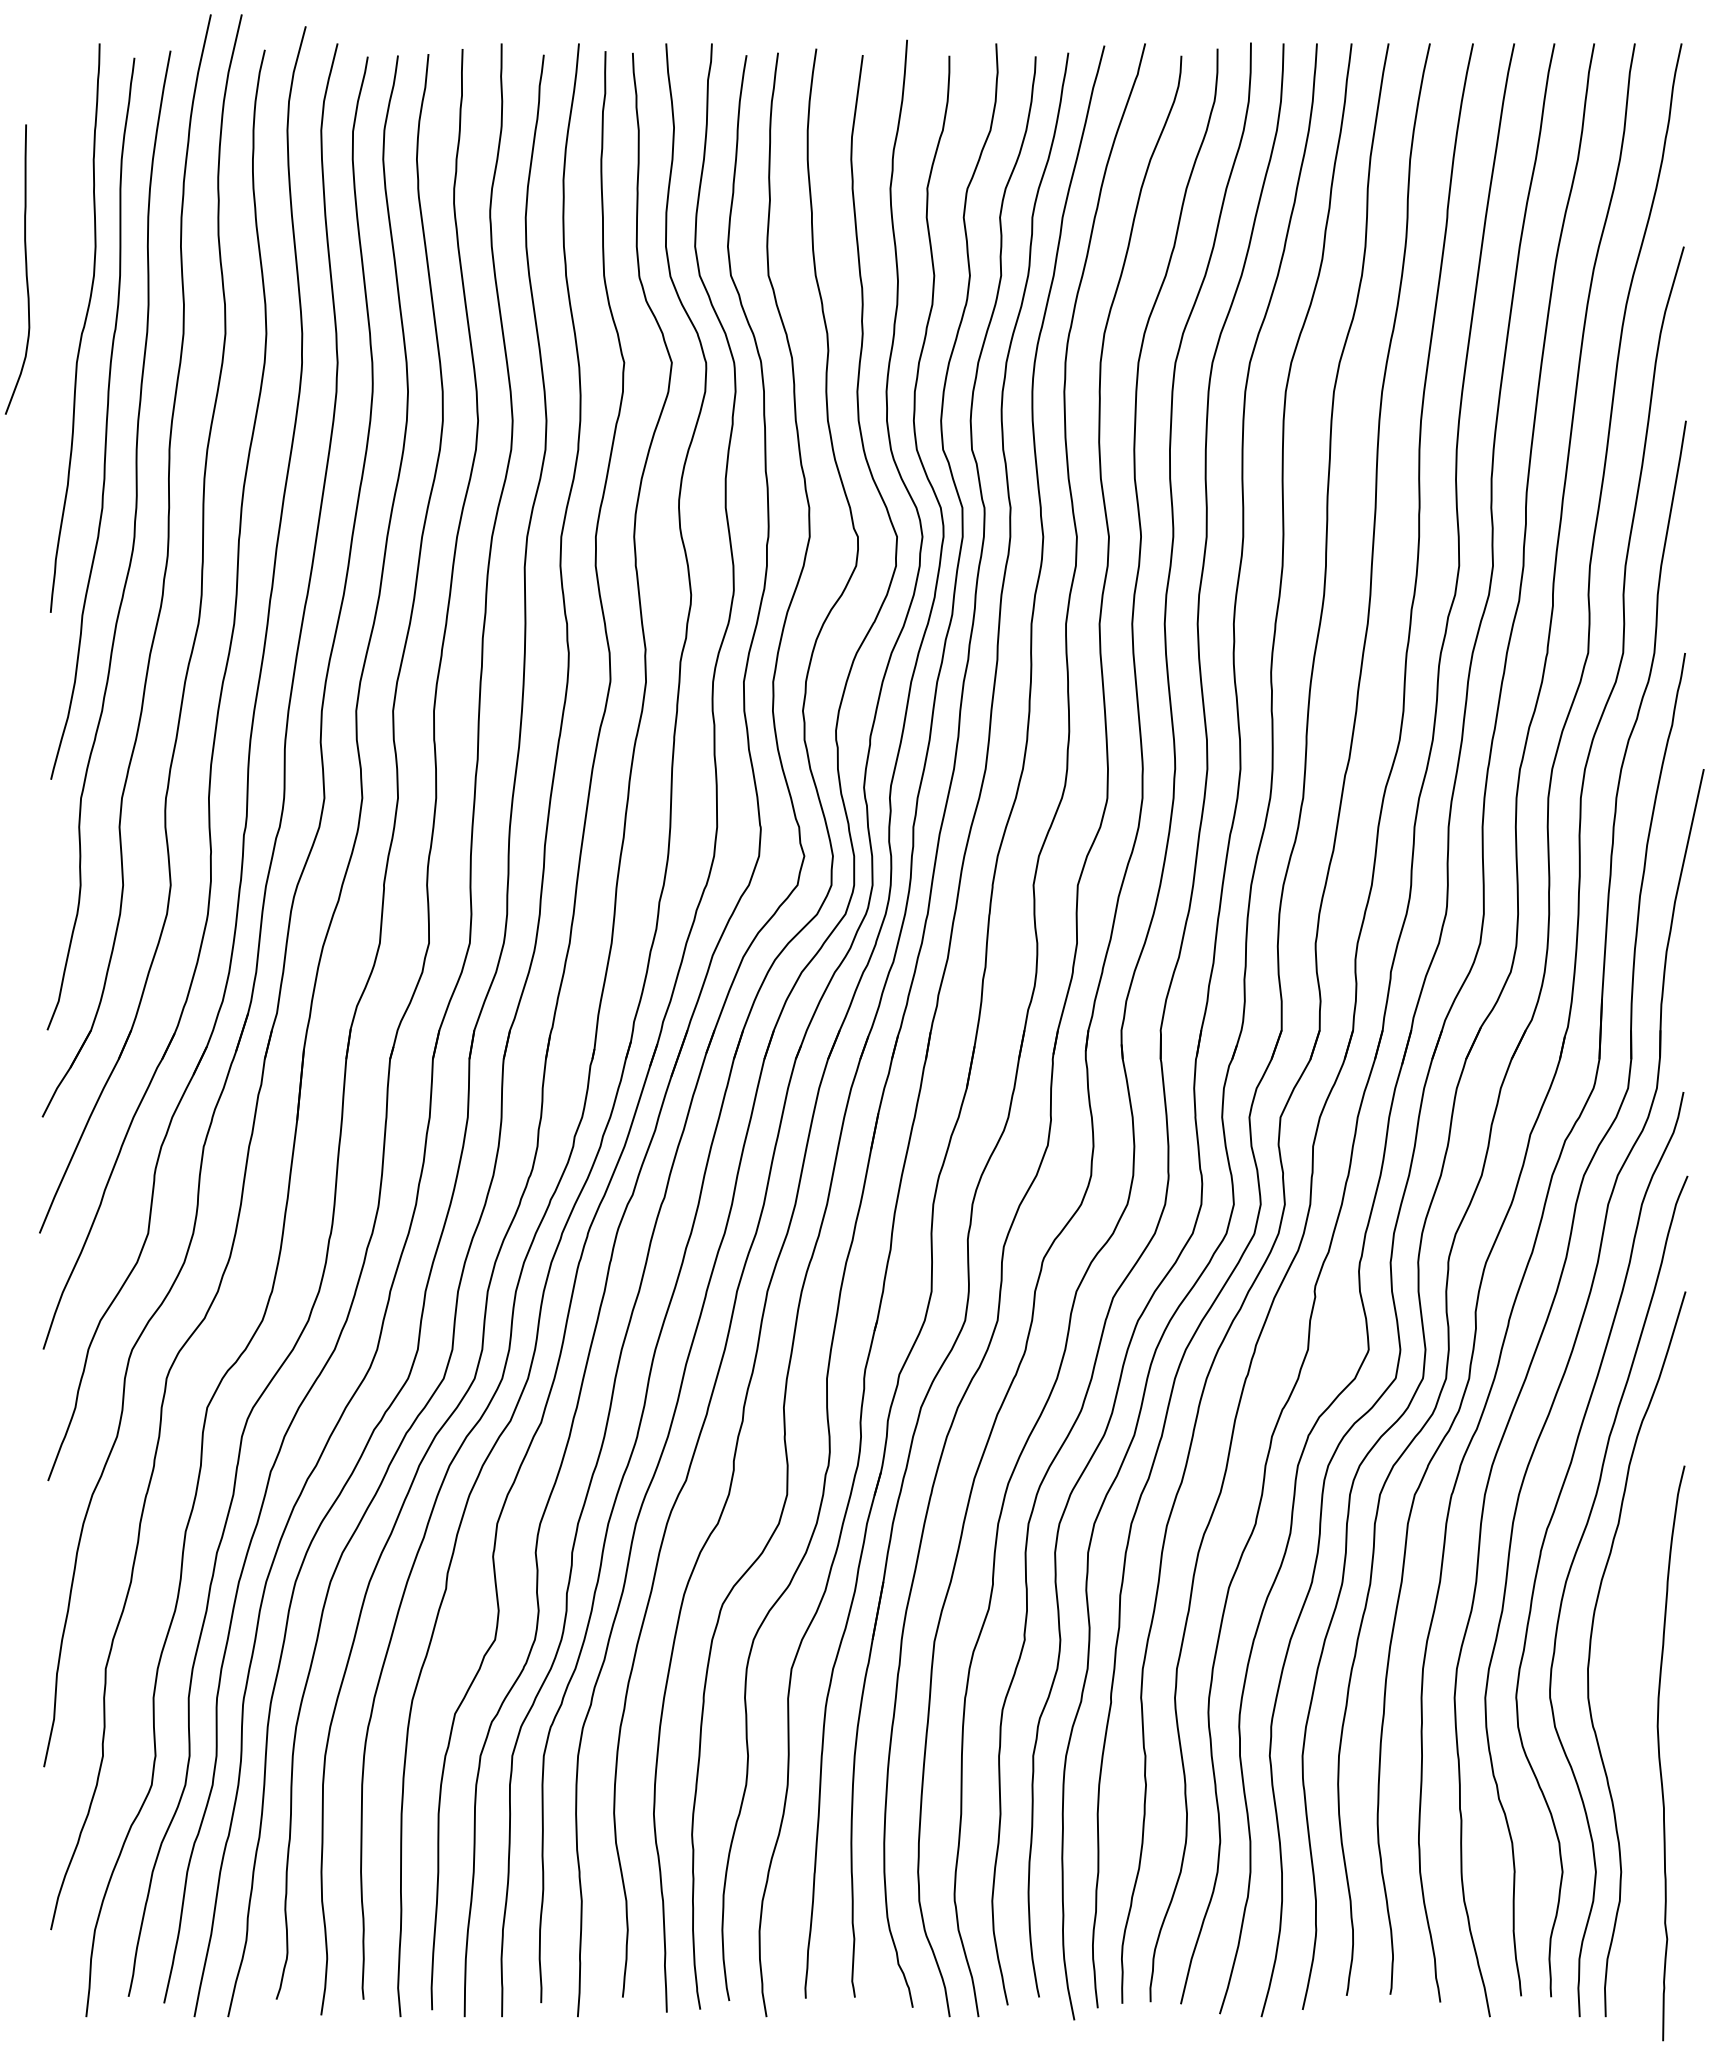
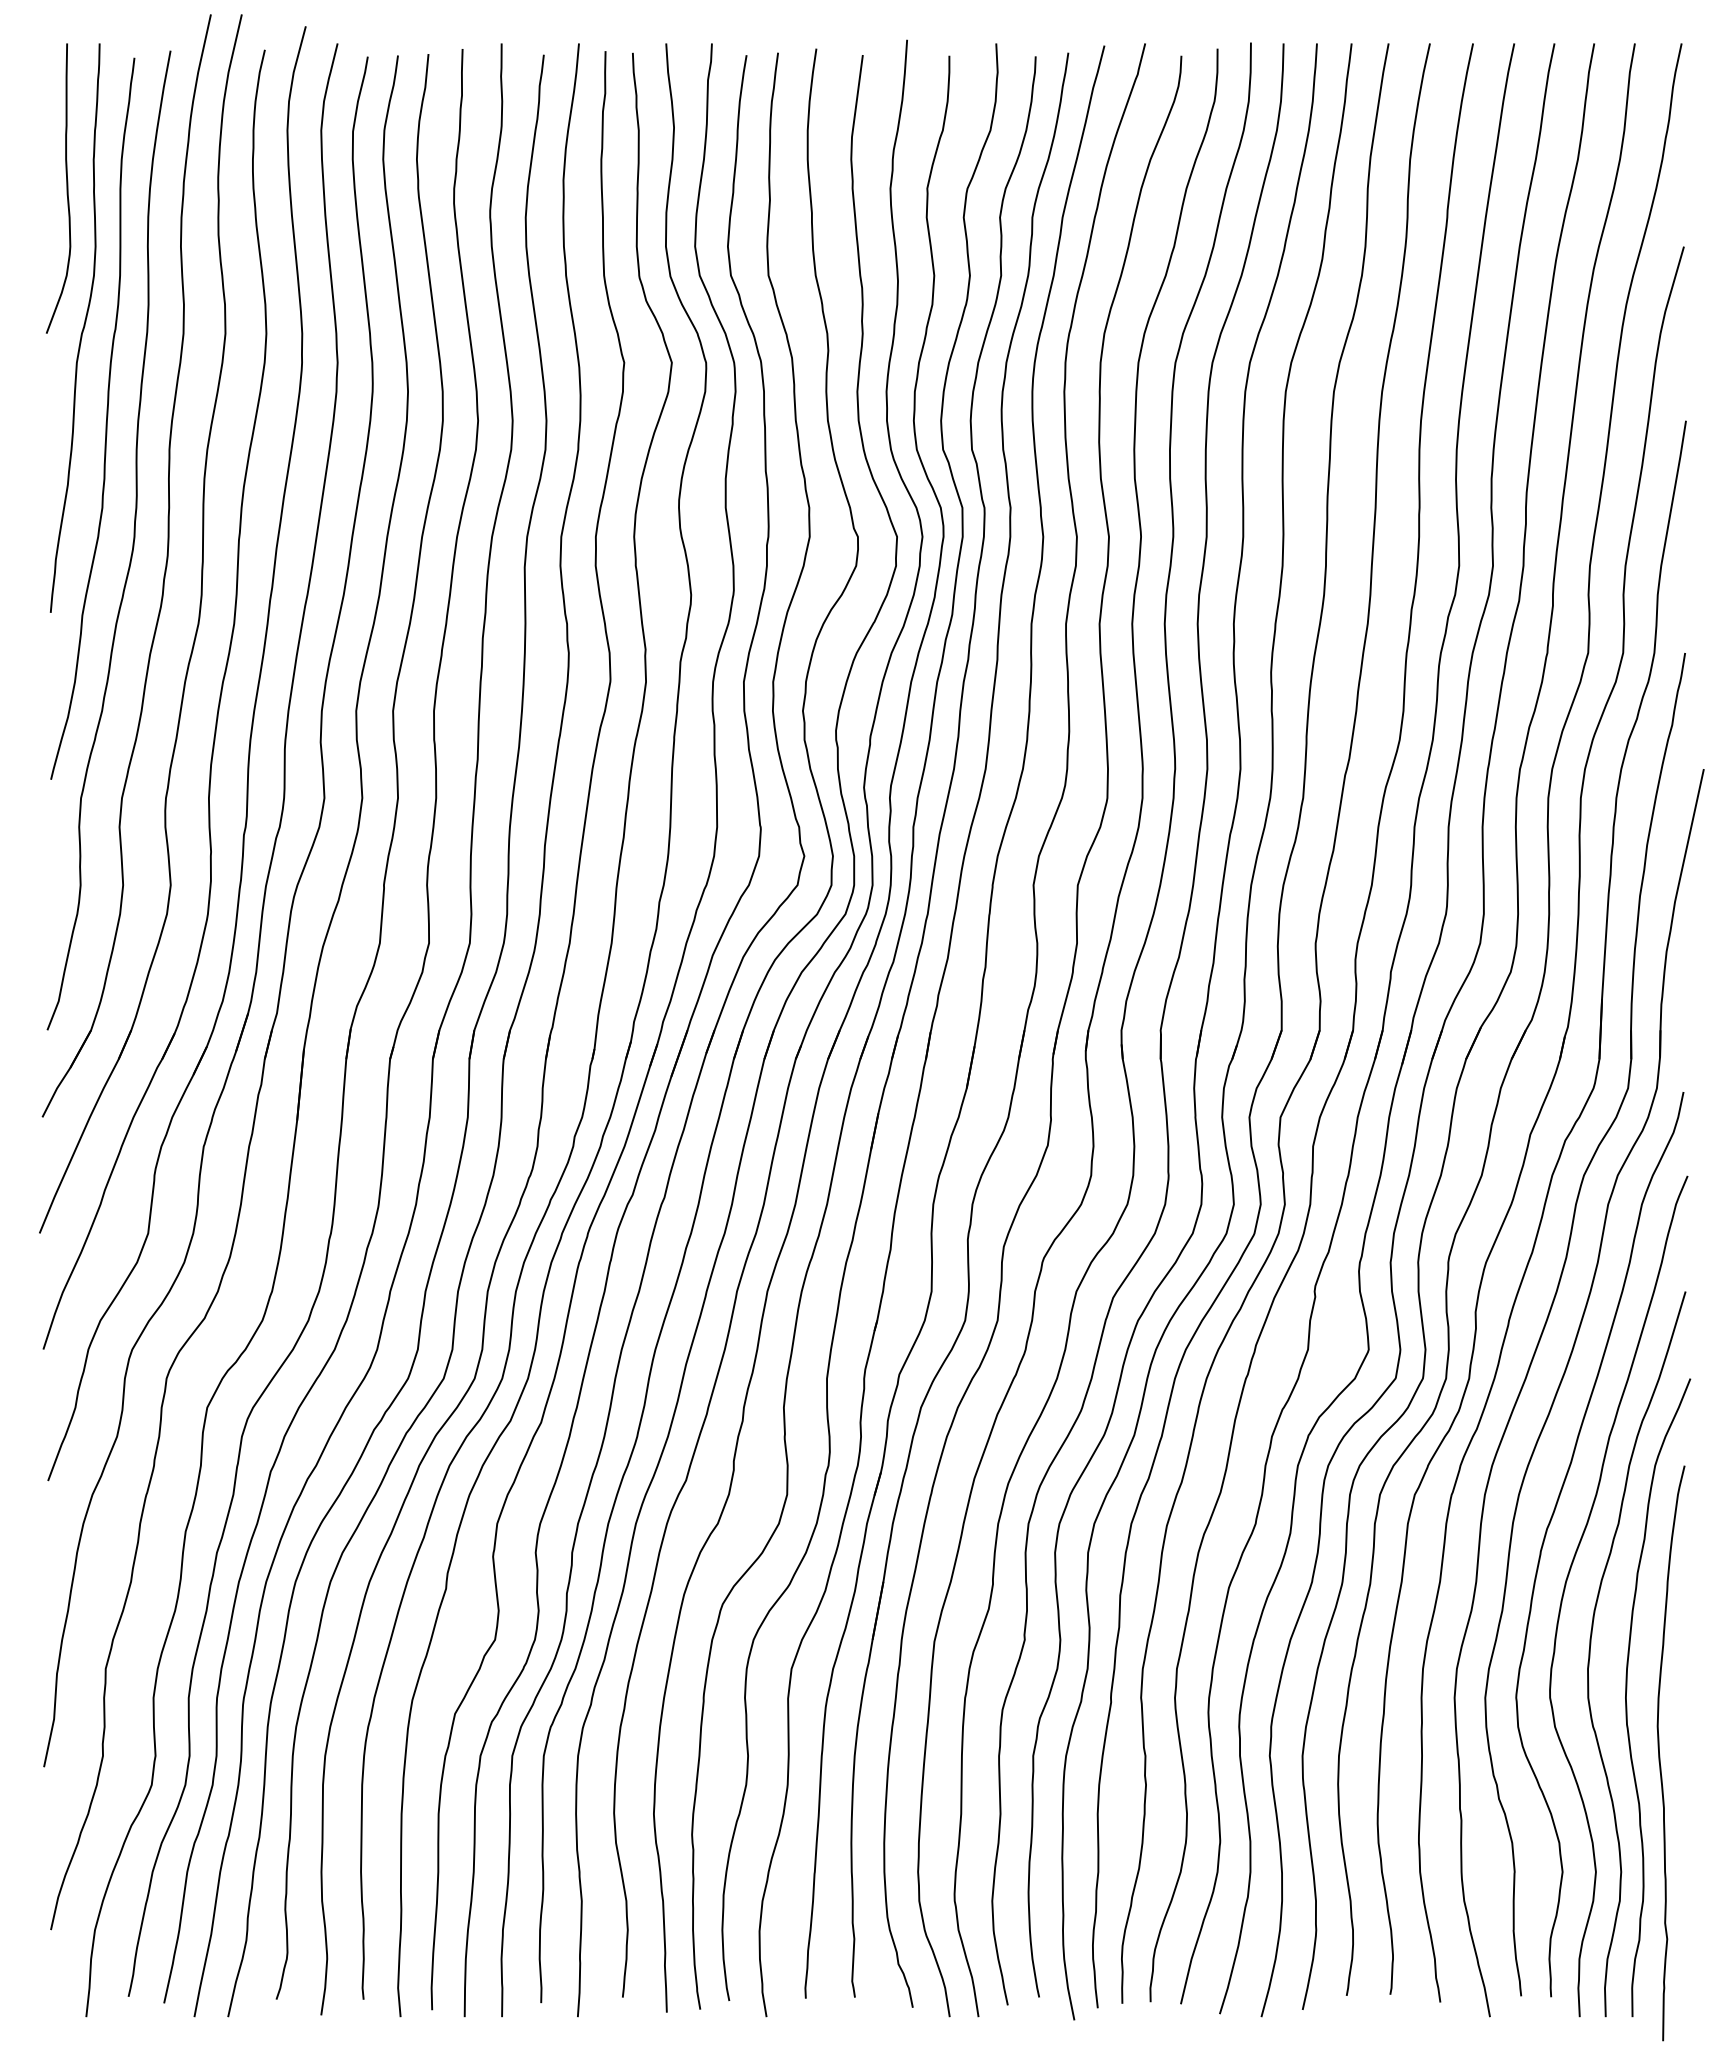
curve position: (25, 269) -> (66, 188) (66, 188)
curve: none -> present (1627, 1690)
